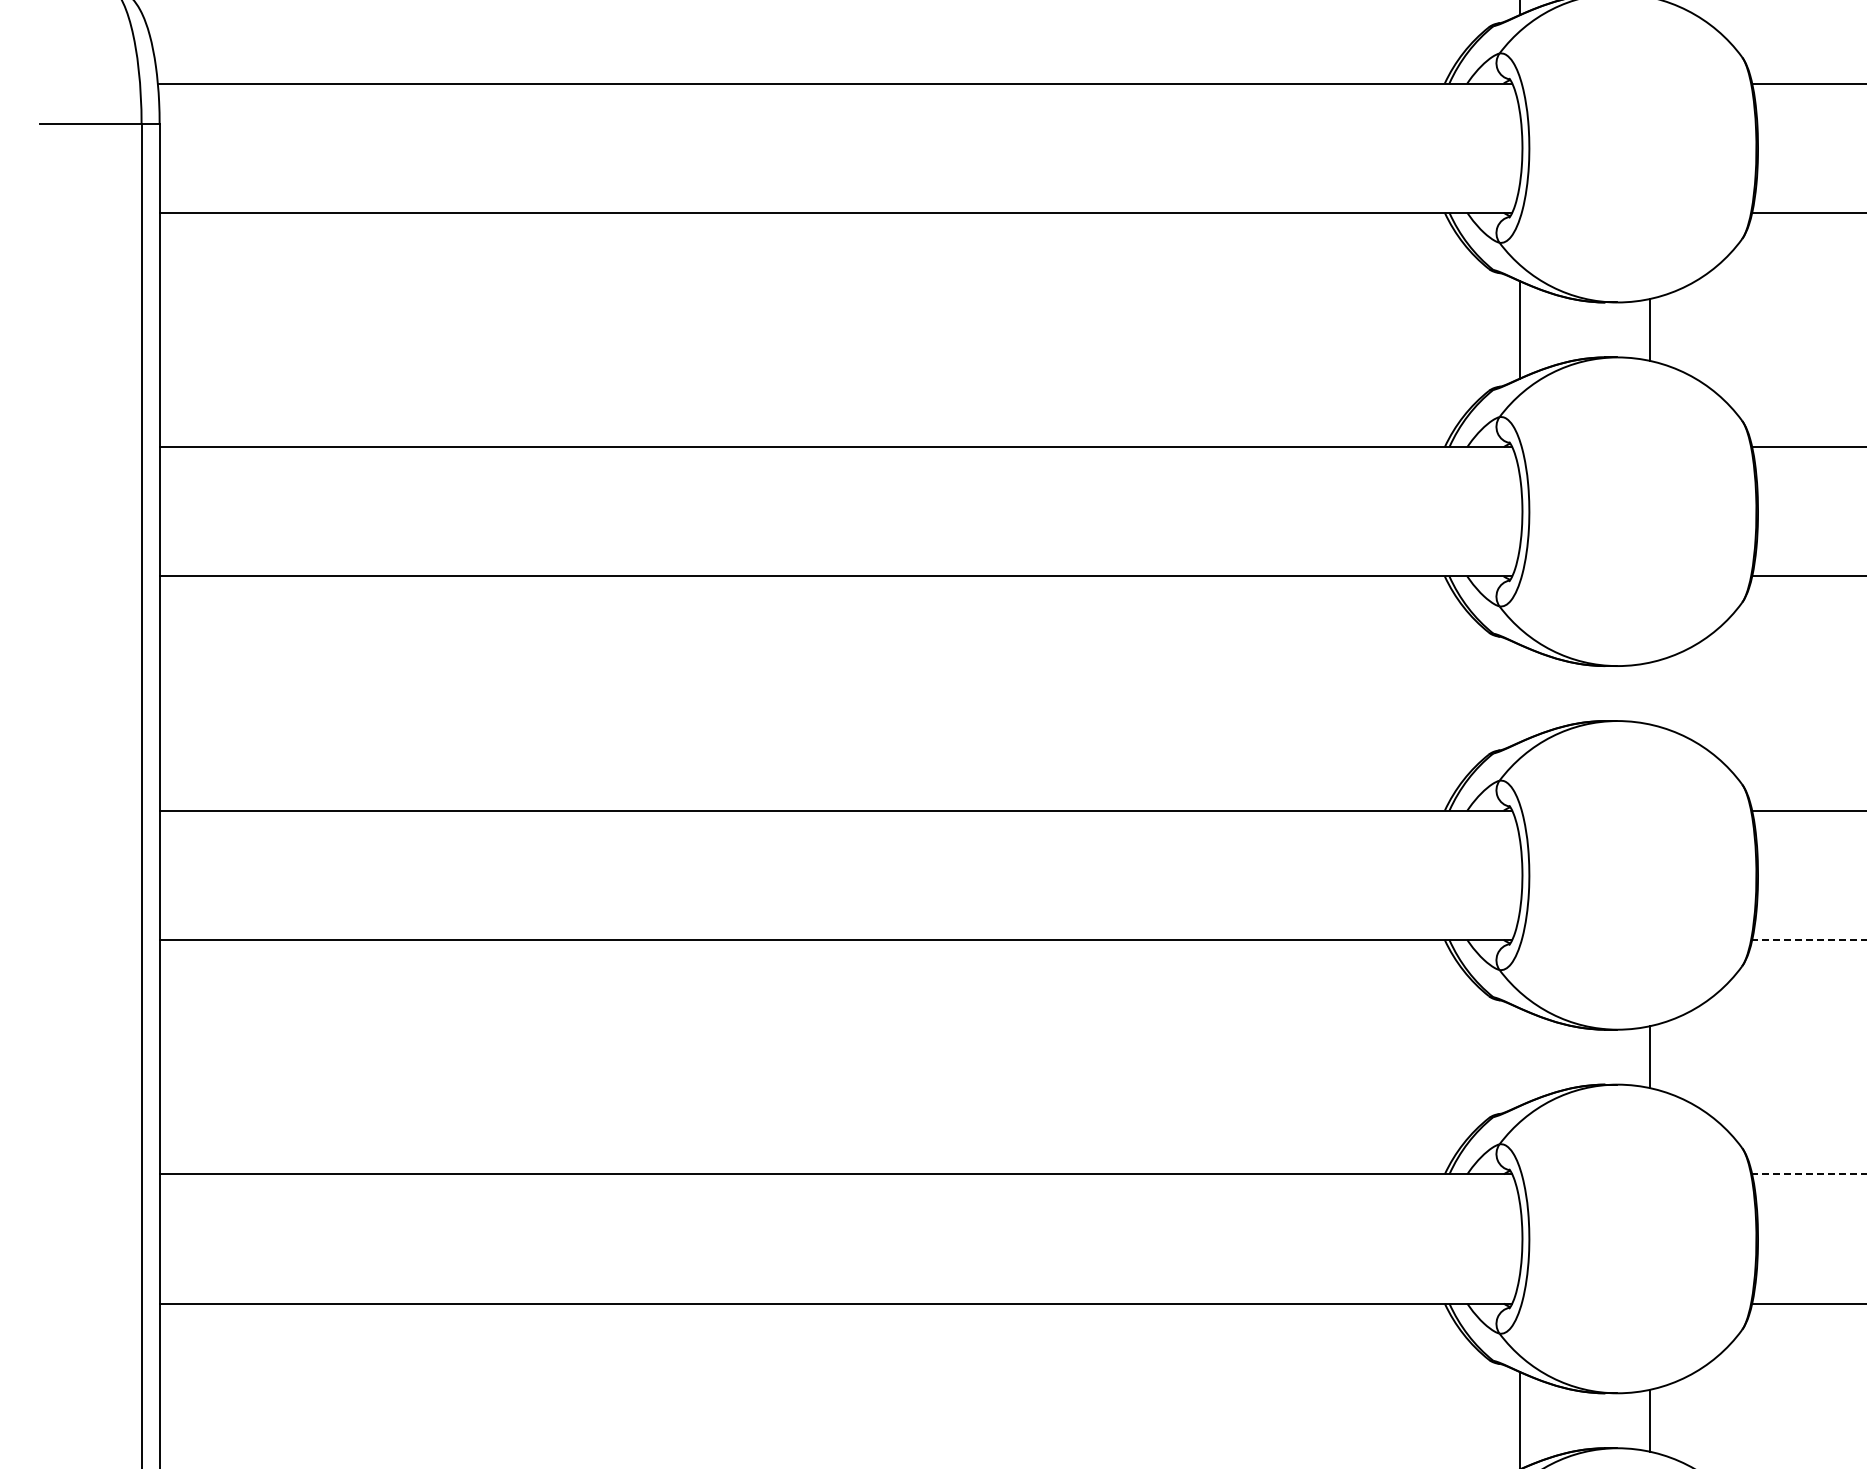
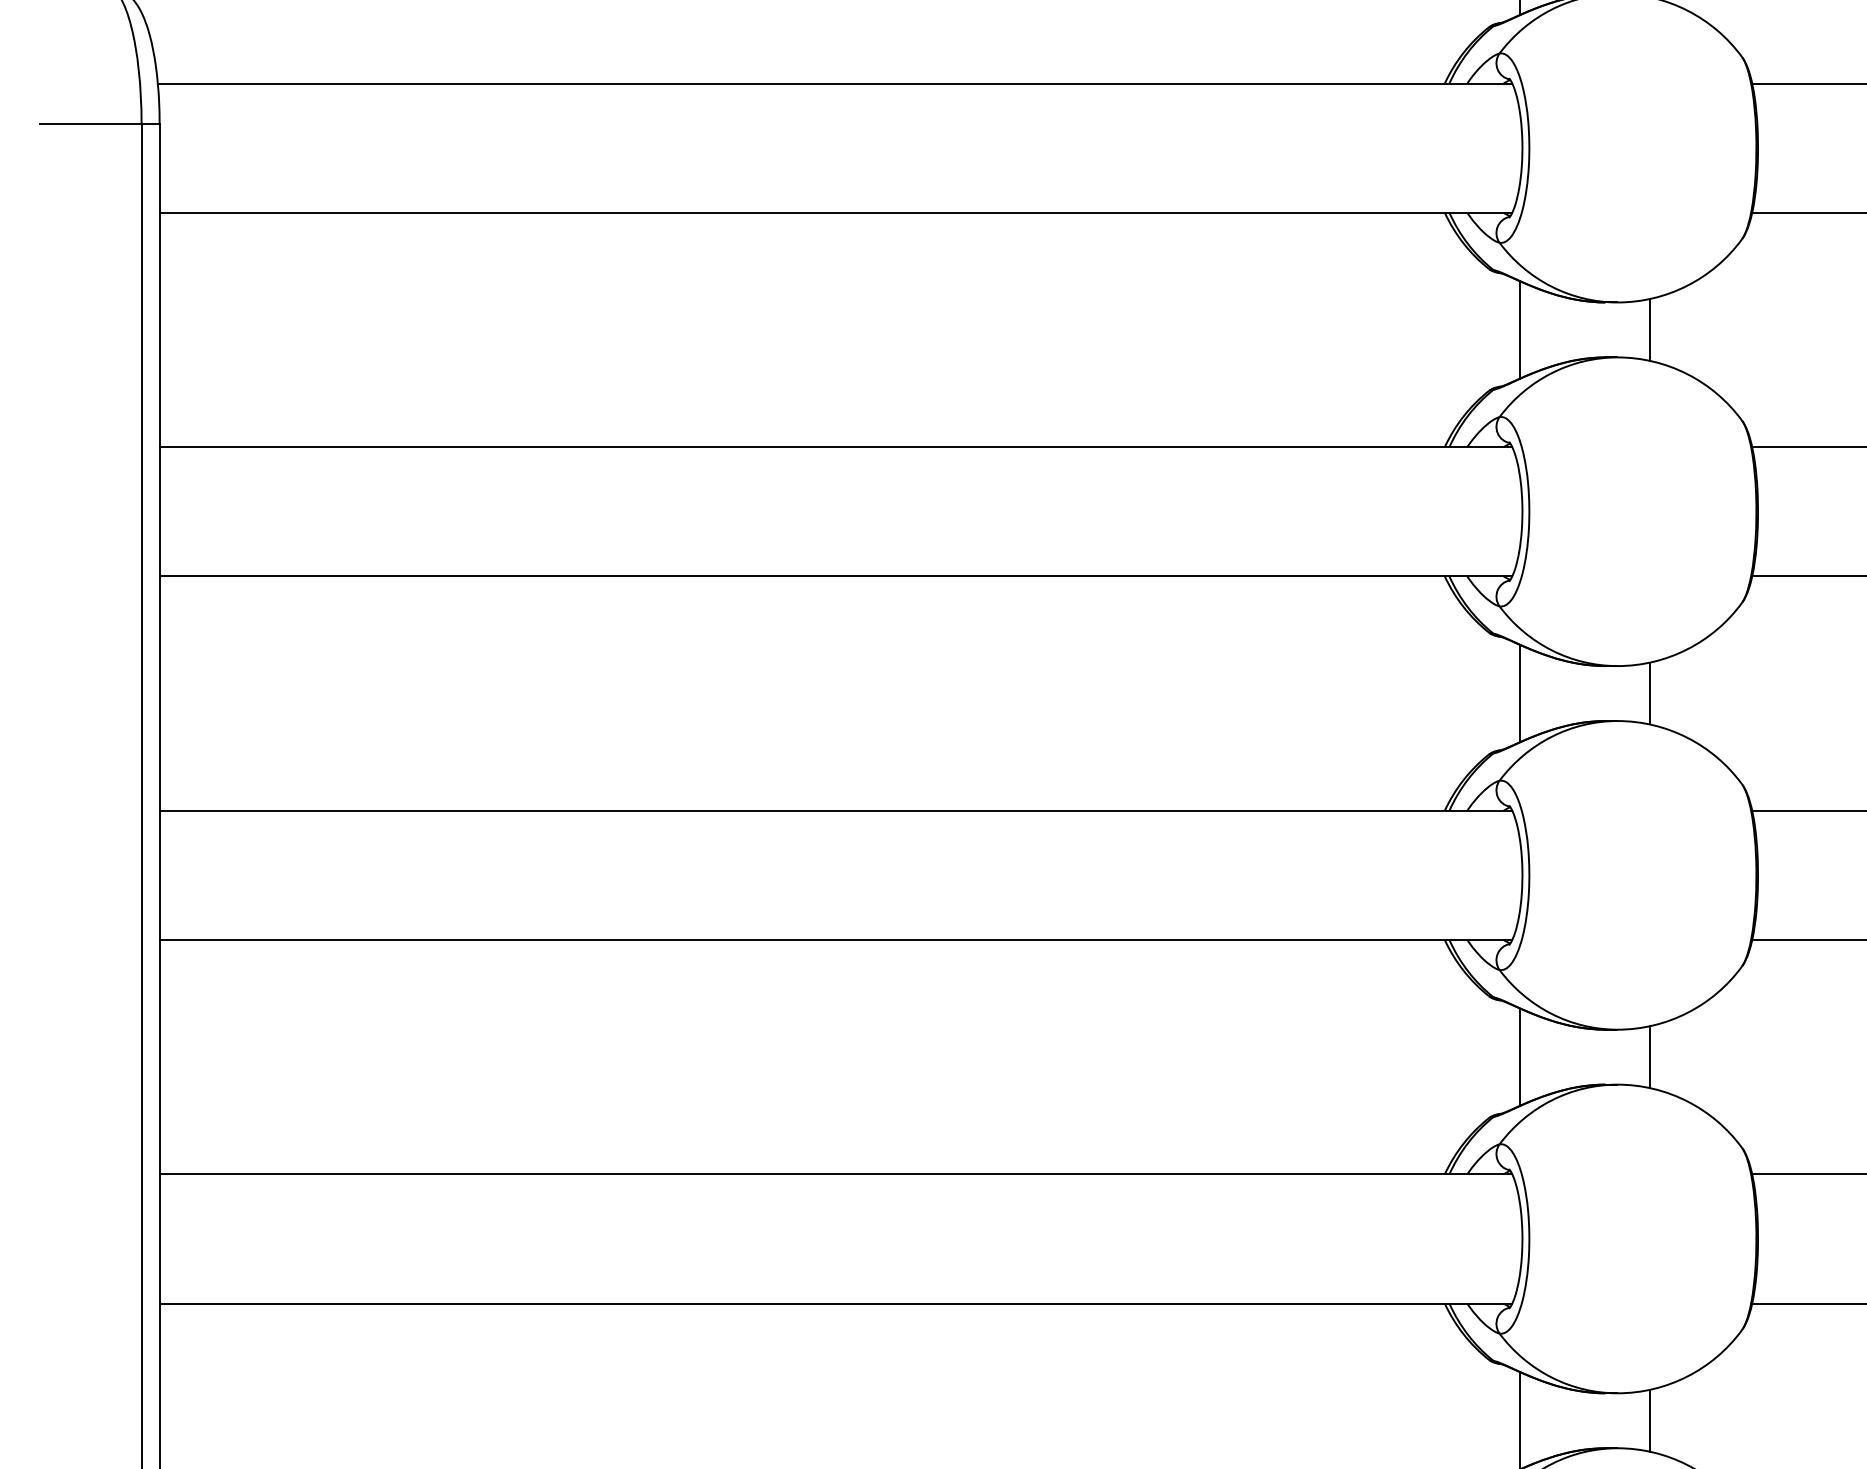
line: none -> present (1520, 693)
line: none -> present (1649, 693)
line: dashed -> solid (1809, 940)
line: none -> present (1520, 1056)
line: dashed -> solid (1809, 1174)
